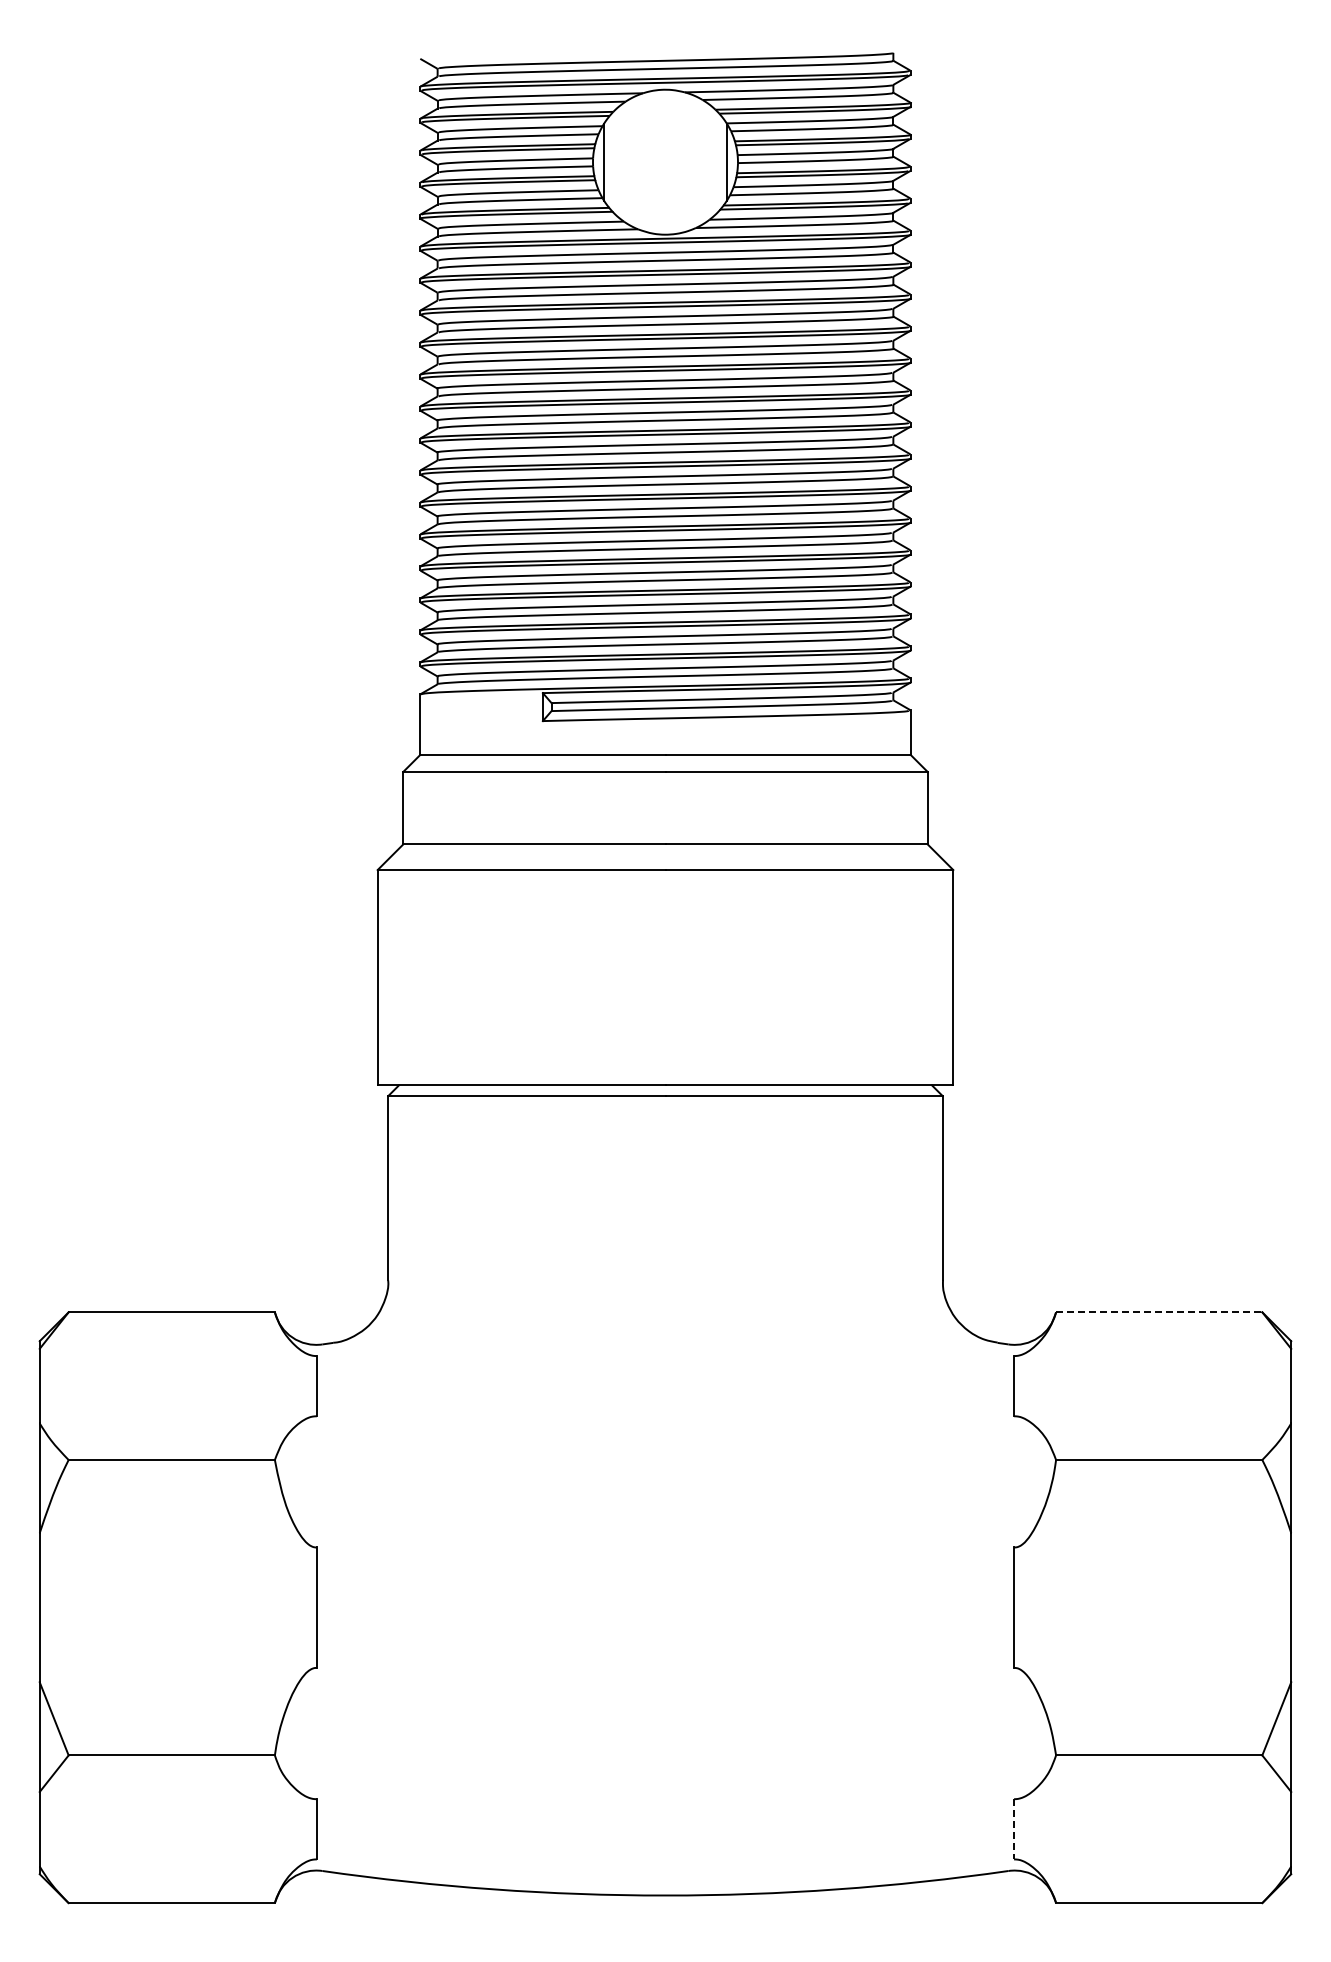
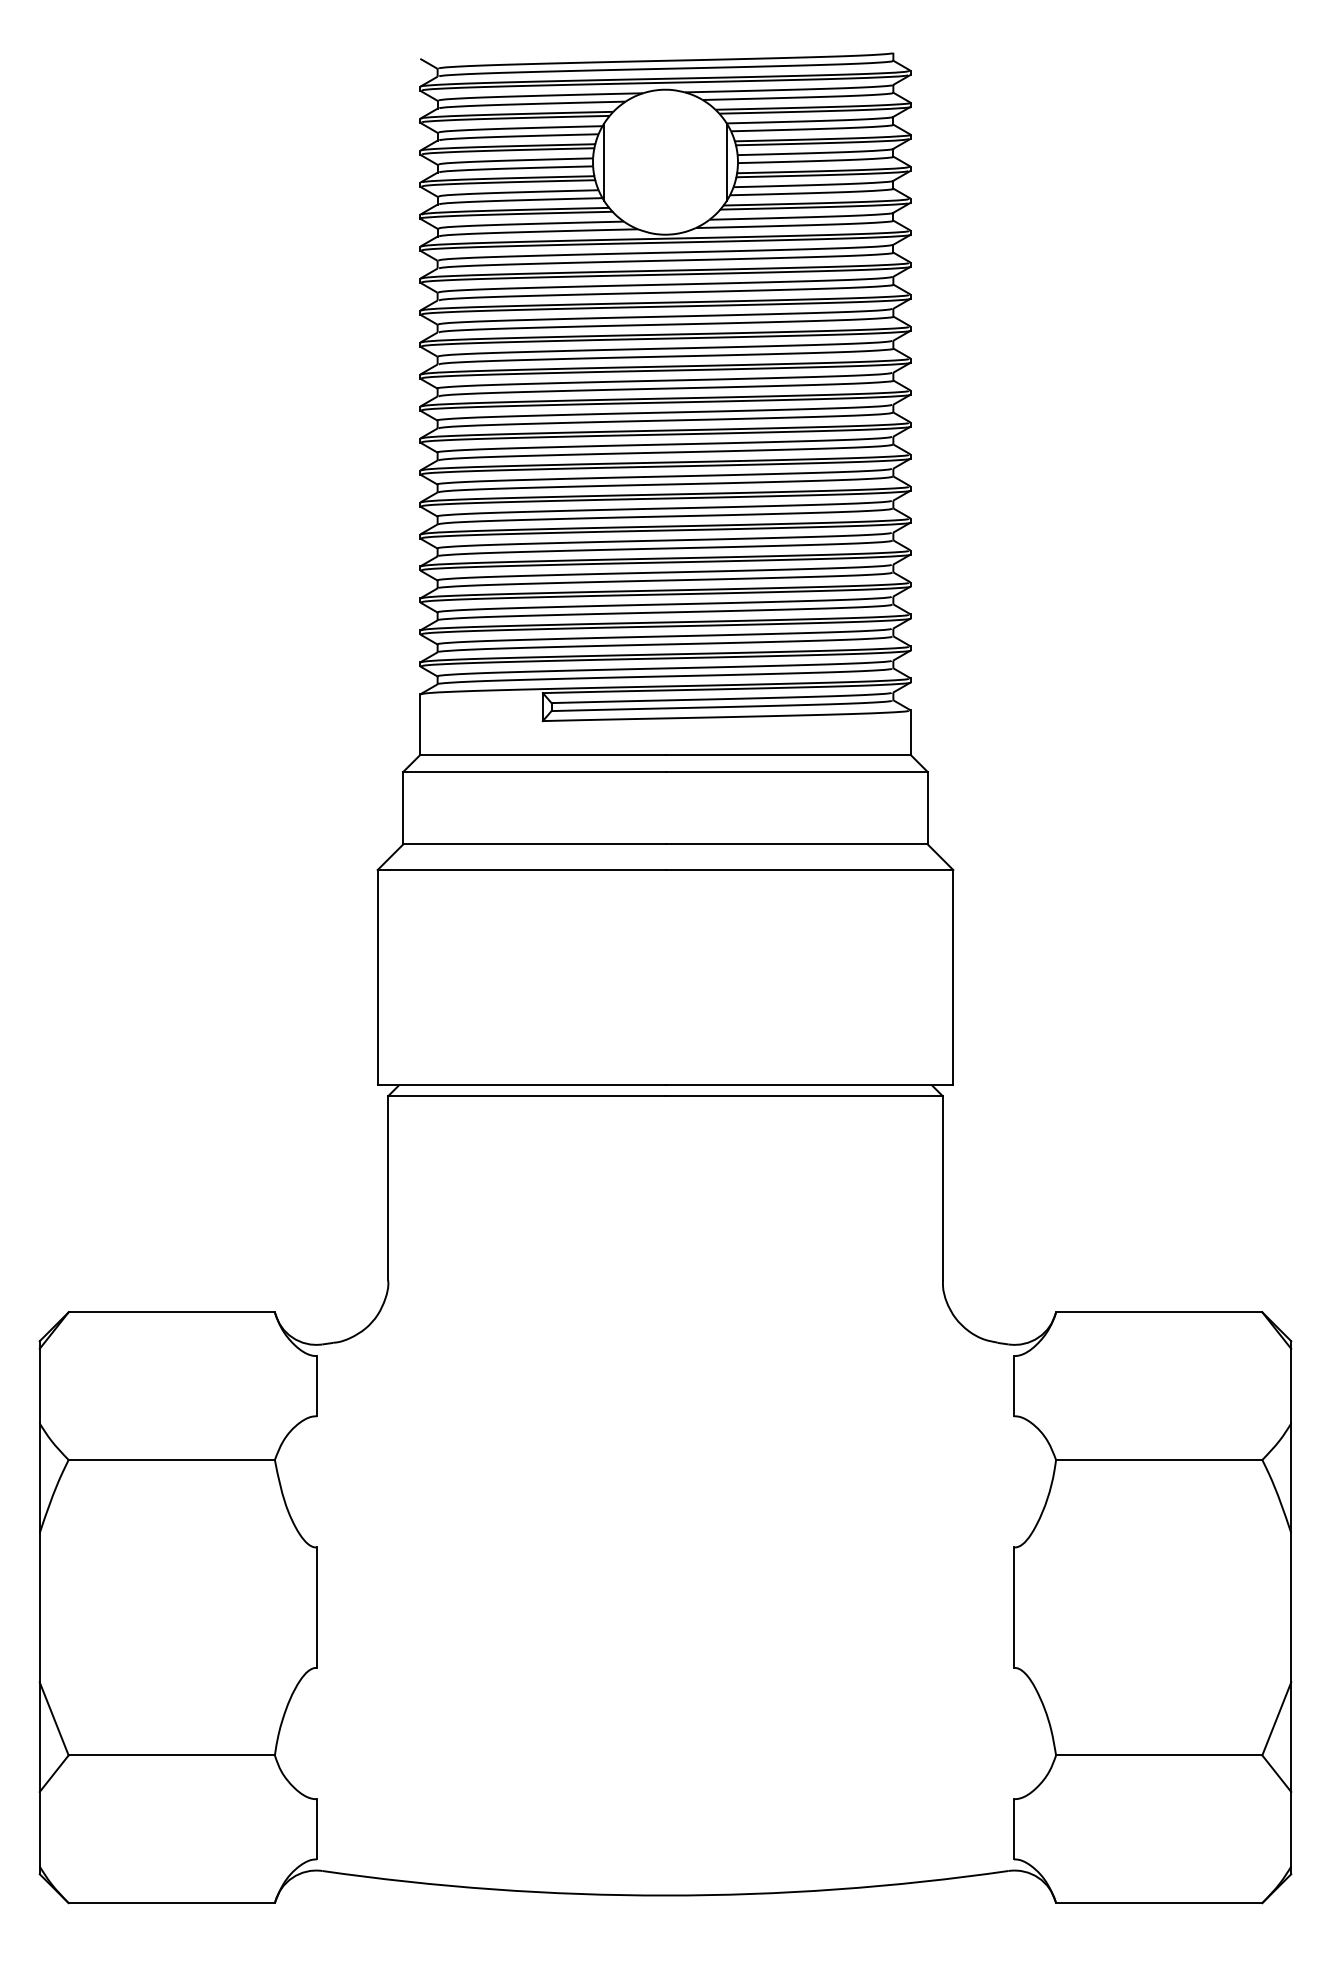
line: dashed -> solid (1159, 1312)
line: dashed -> solid (1014, 1829)
